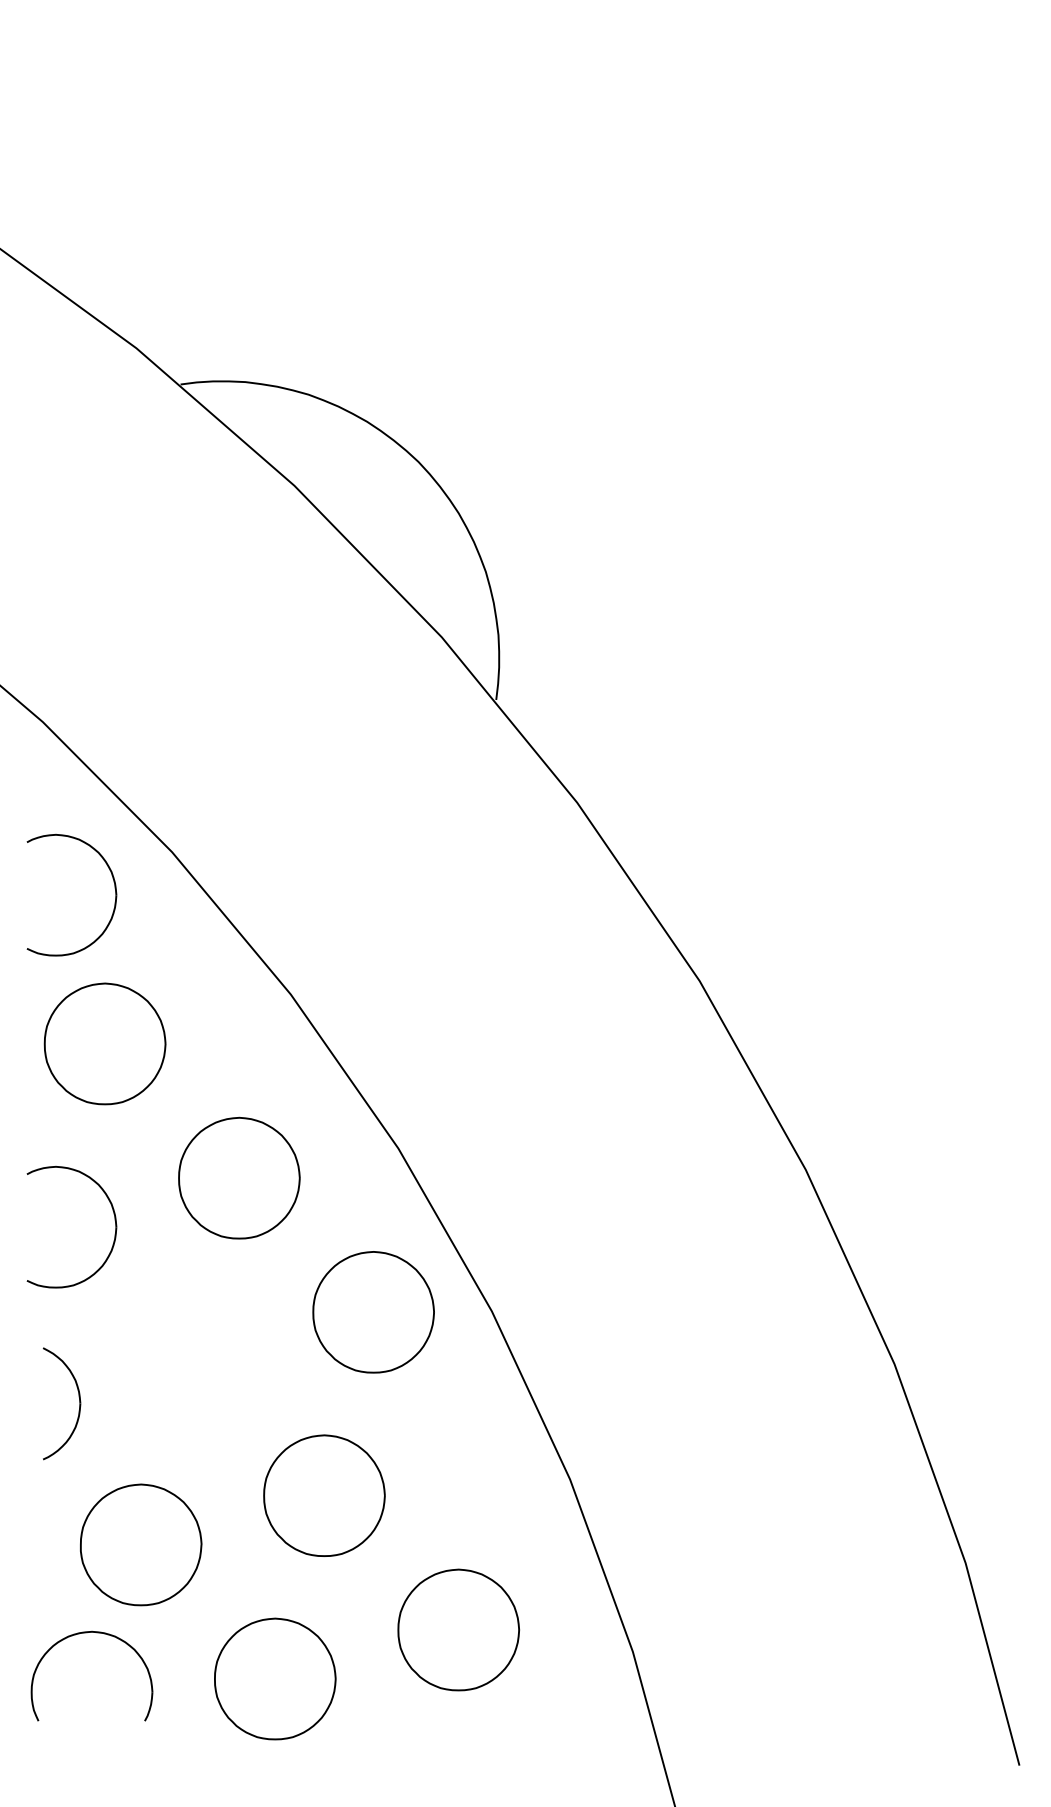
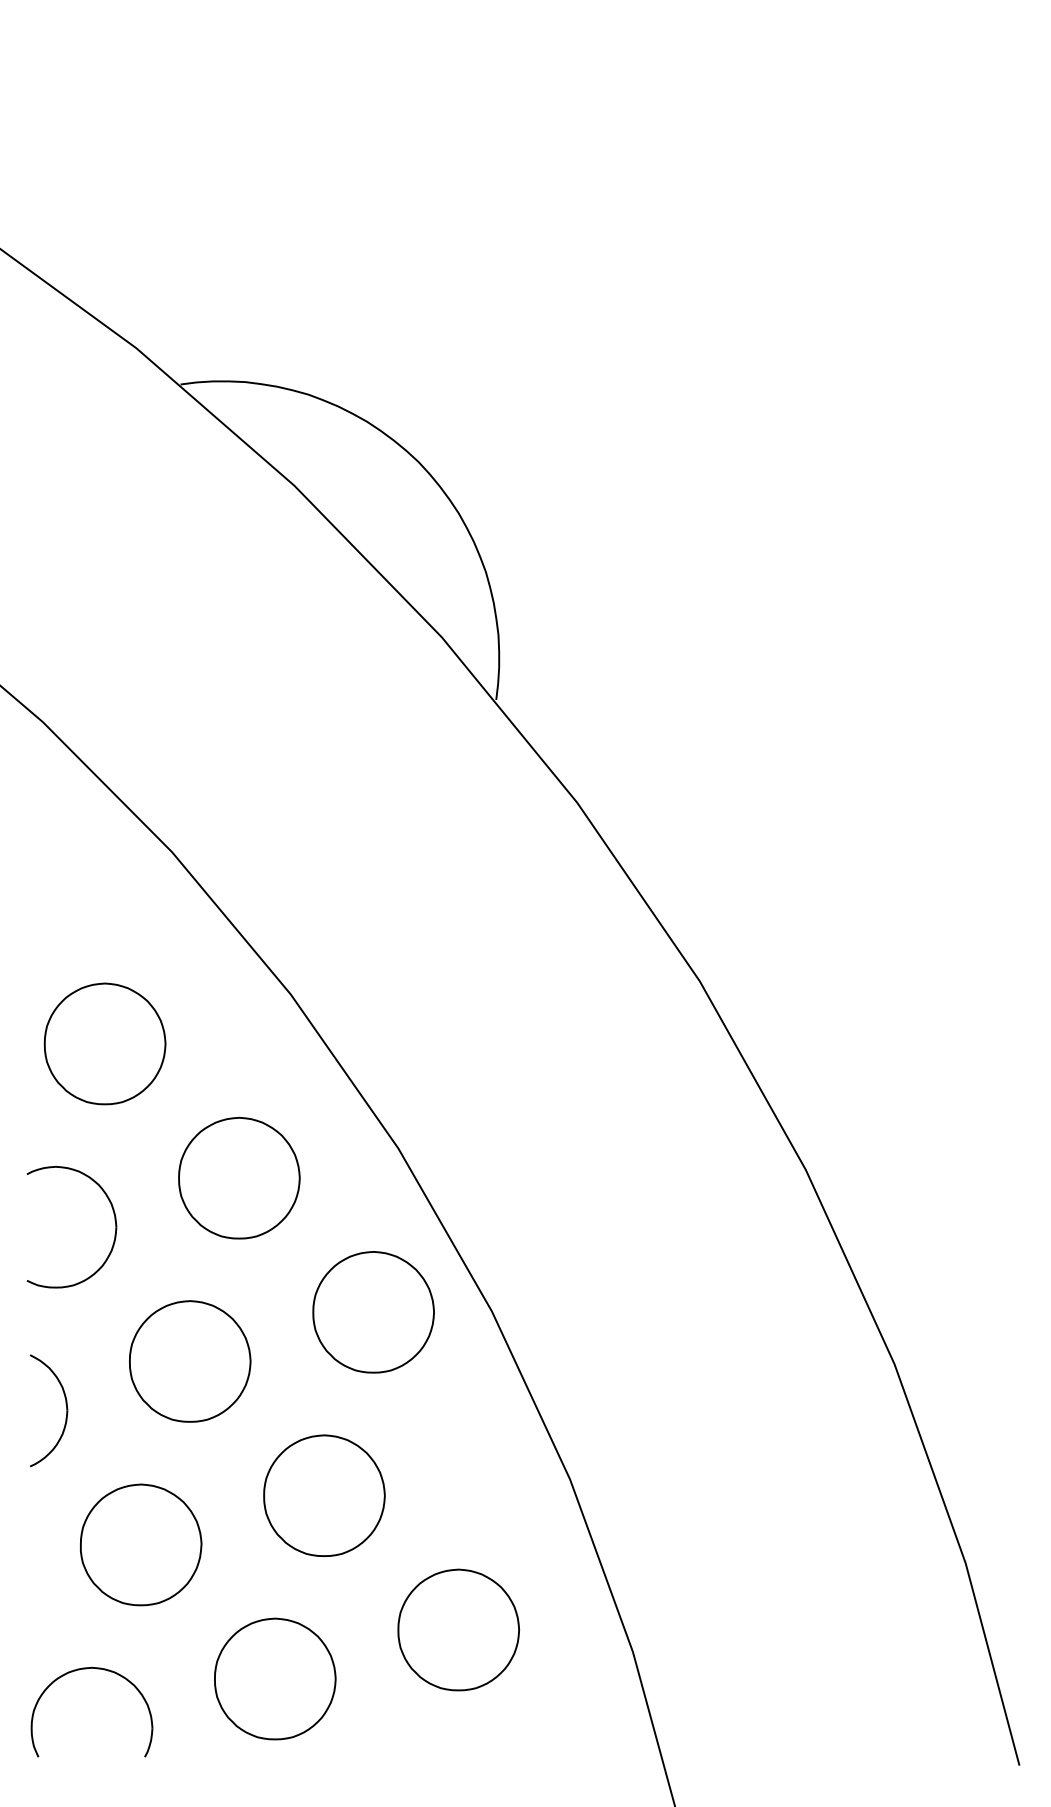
part: present -> none (114, 888)
part: none -> present (190, 1361)
part position: (79, 1403) -> (66, 1410) (66, 1410)
part position: (87, 1633) -> (87, 1669) (87, 1669)
